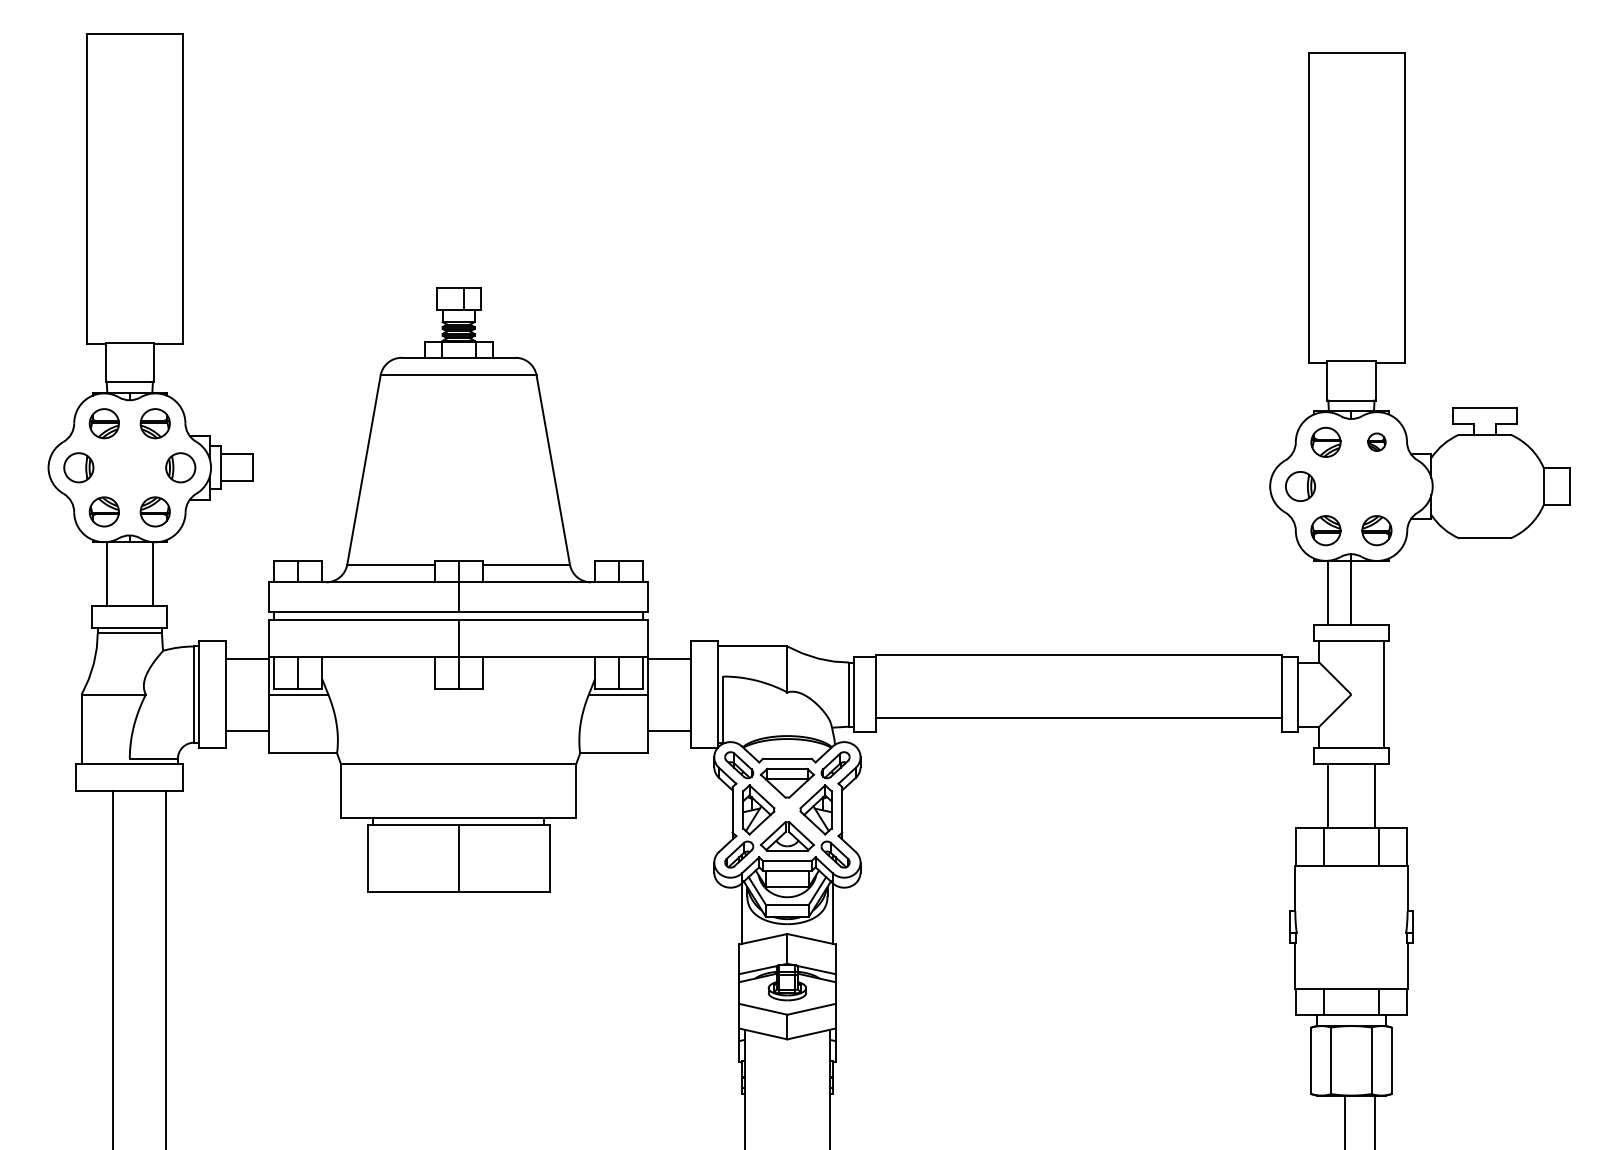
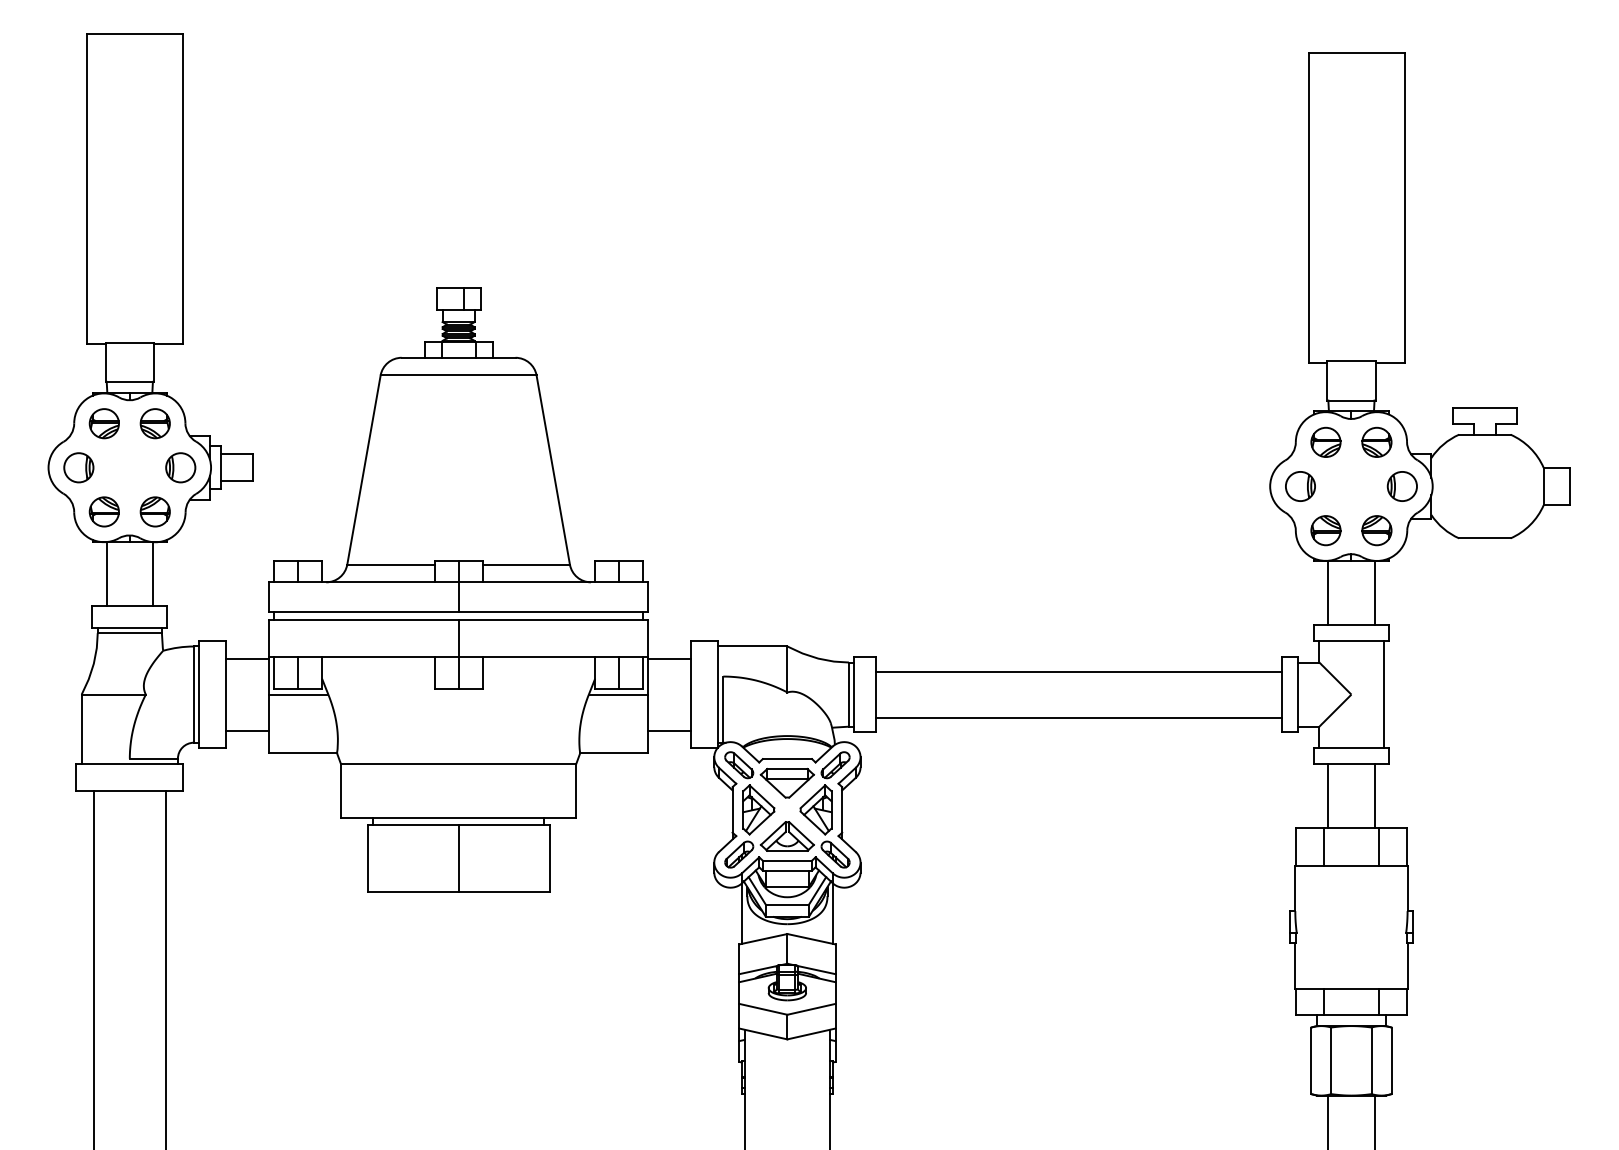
part size: 20x20 px -> 32x32 px (1376, 441)
part: none -> present (1401, 486)
line position: (1350, 592) -> (1374, 592) (1374, 592)
line position: (1078, 654) -> (1078, 671) (1078, 671)
line position: (112, 968) -> (93, 968) (93, 968)
line position: (1345, 1120) -> (1328, 1120) (1328, 1120)
